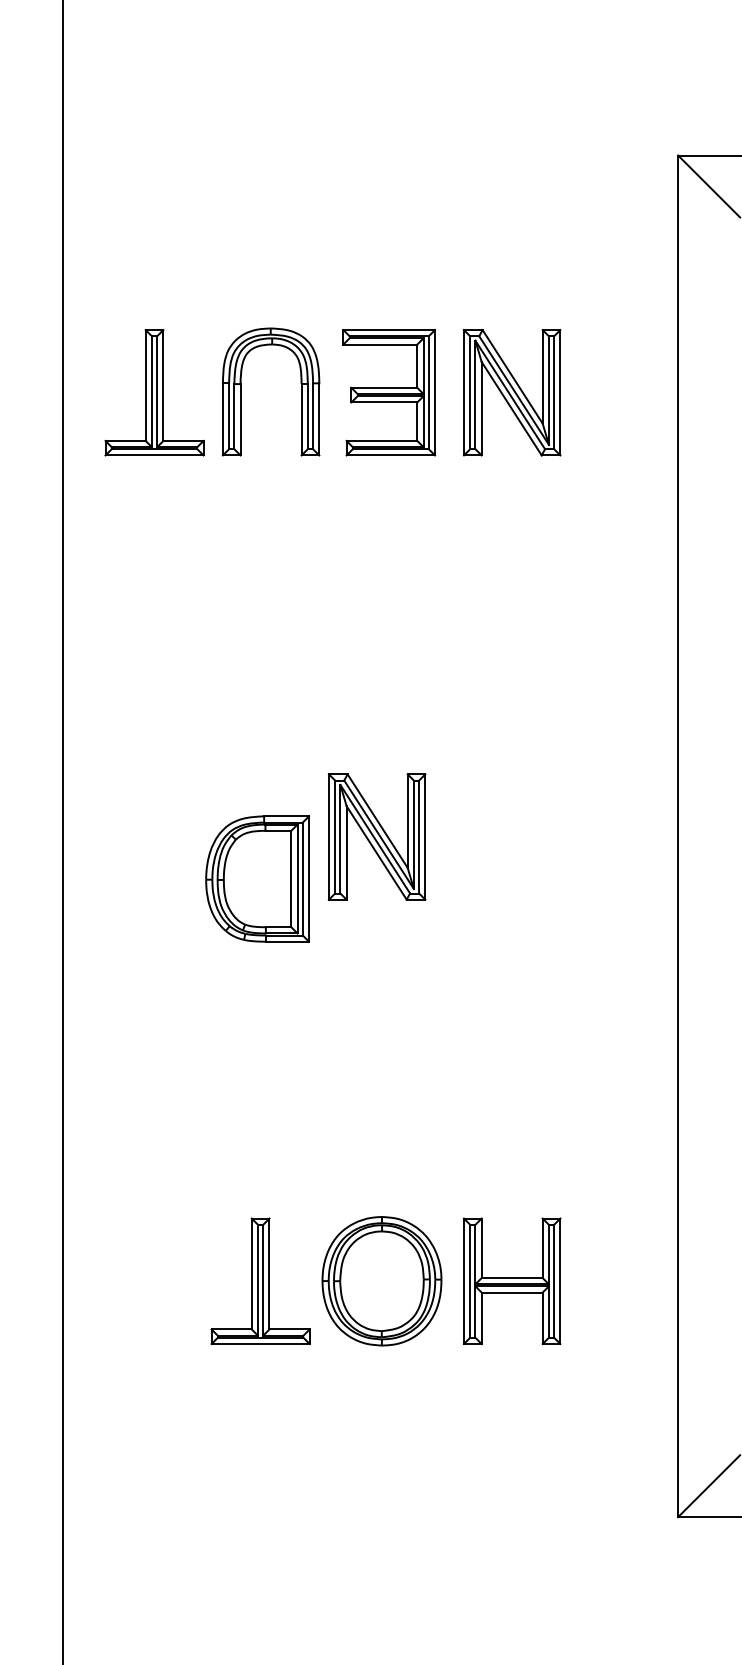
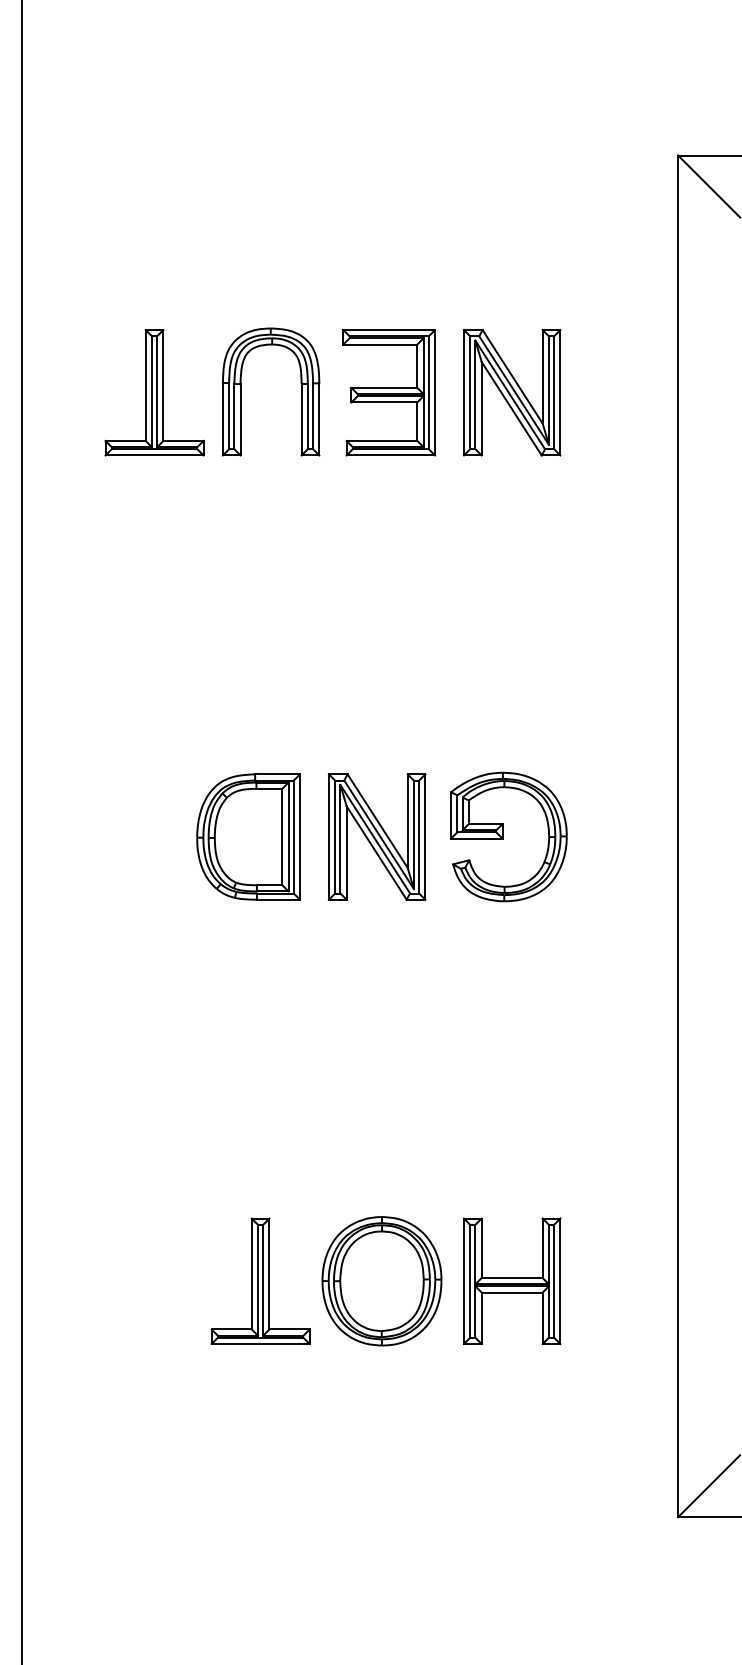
line position: (63, 831) -> (22, 831) (22, 831)
part: none -> present (508, 836)
part position: (257, 878) -> (248, 836) (248, 836)
